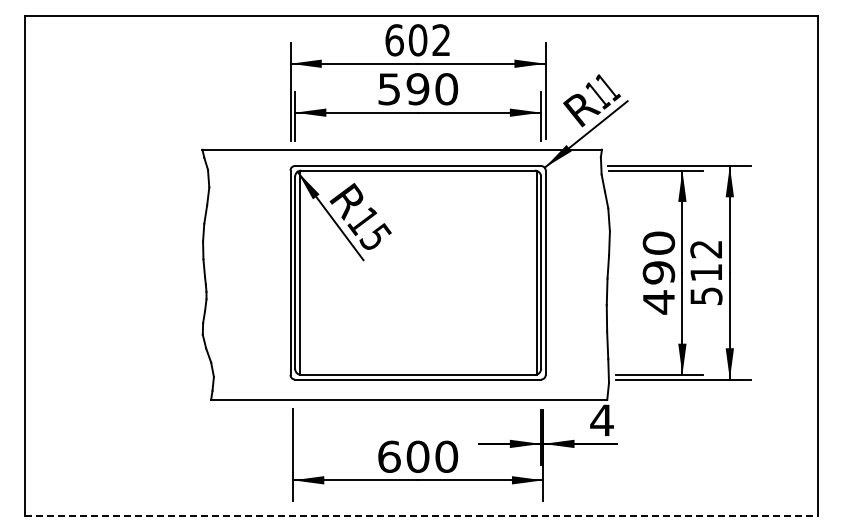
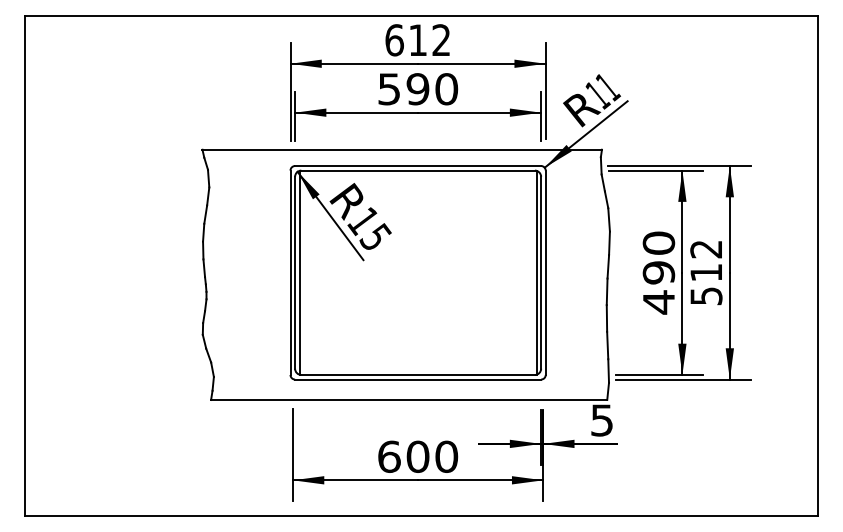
text: 602 -> 612 (417, 40)
text: 4 -> 5 (601, 420)
line: dashed -> solid (421, 516)
